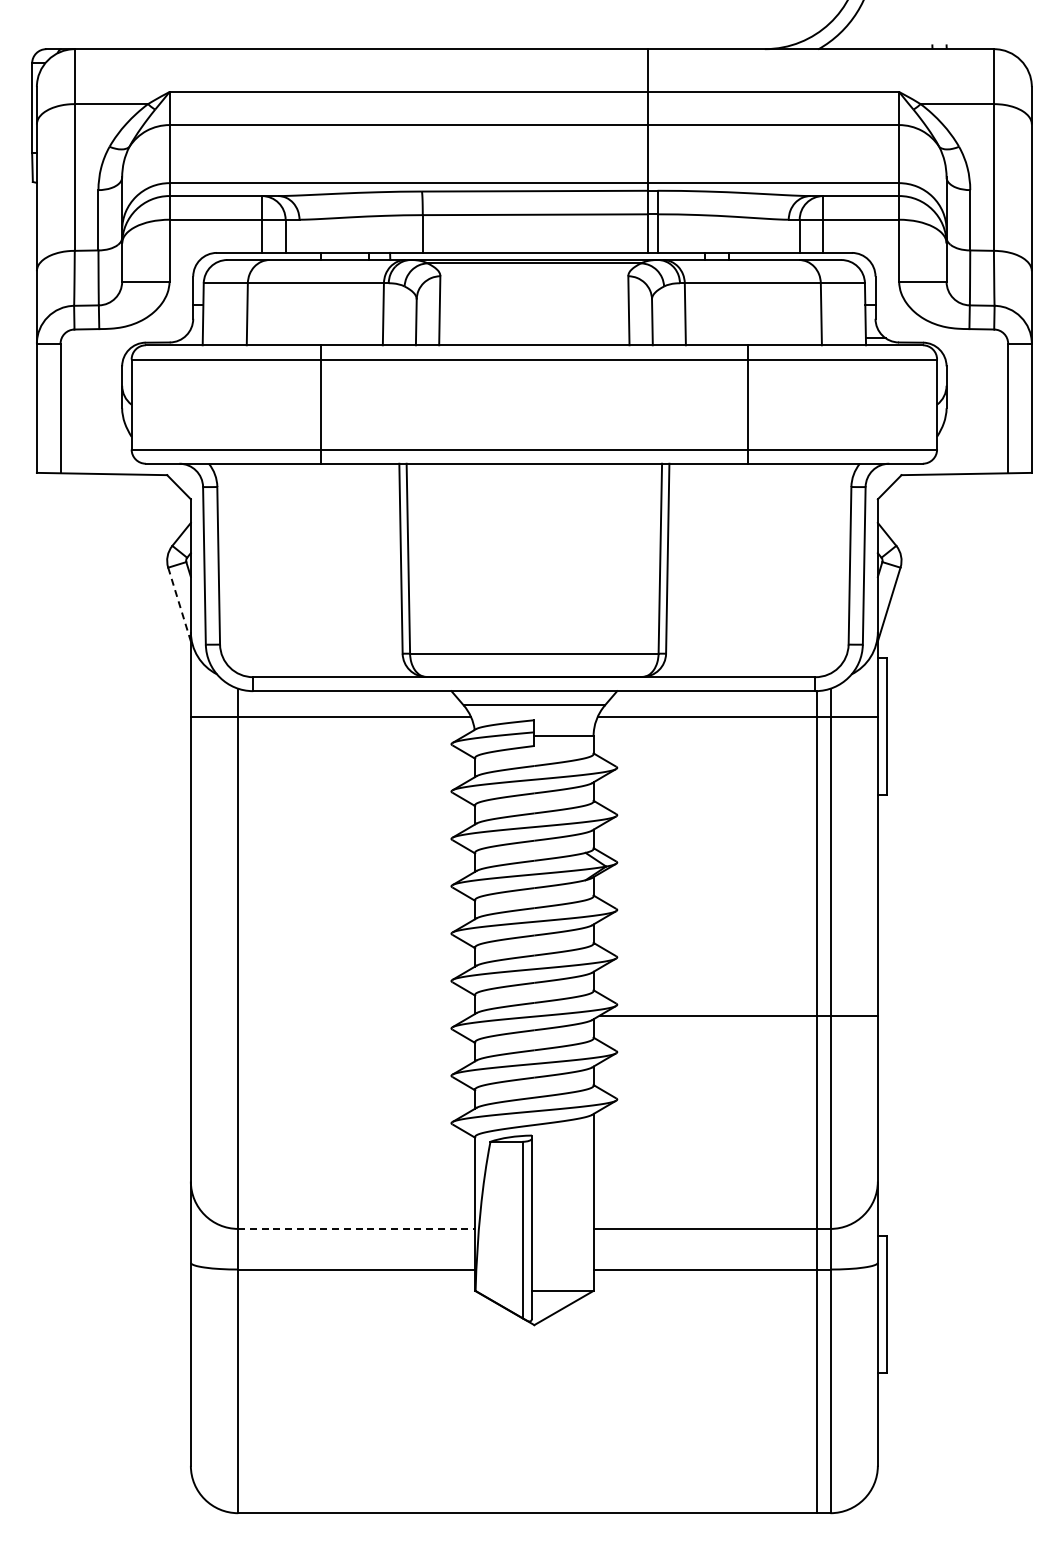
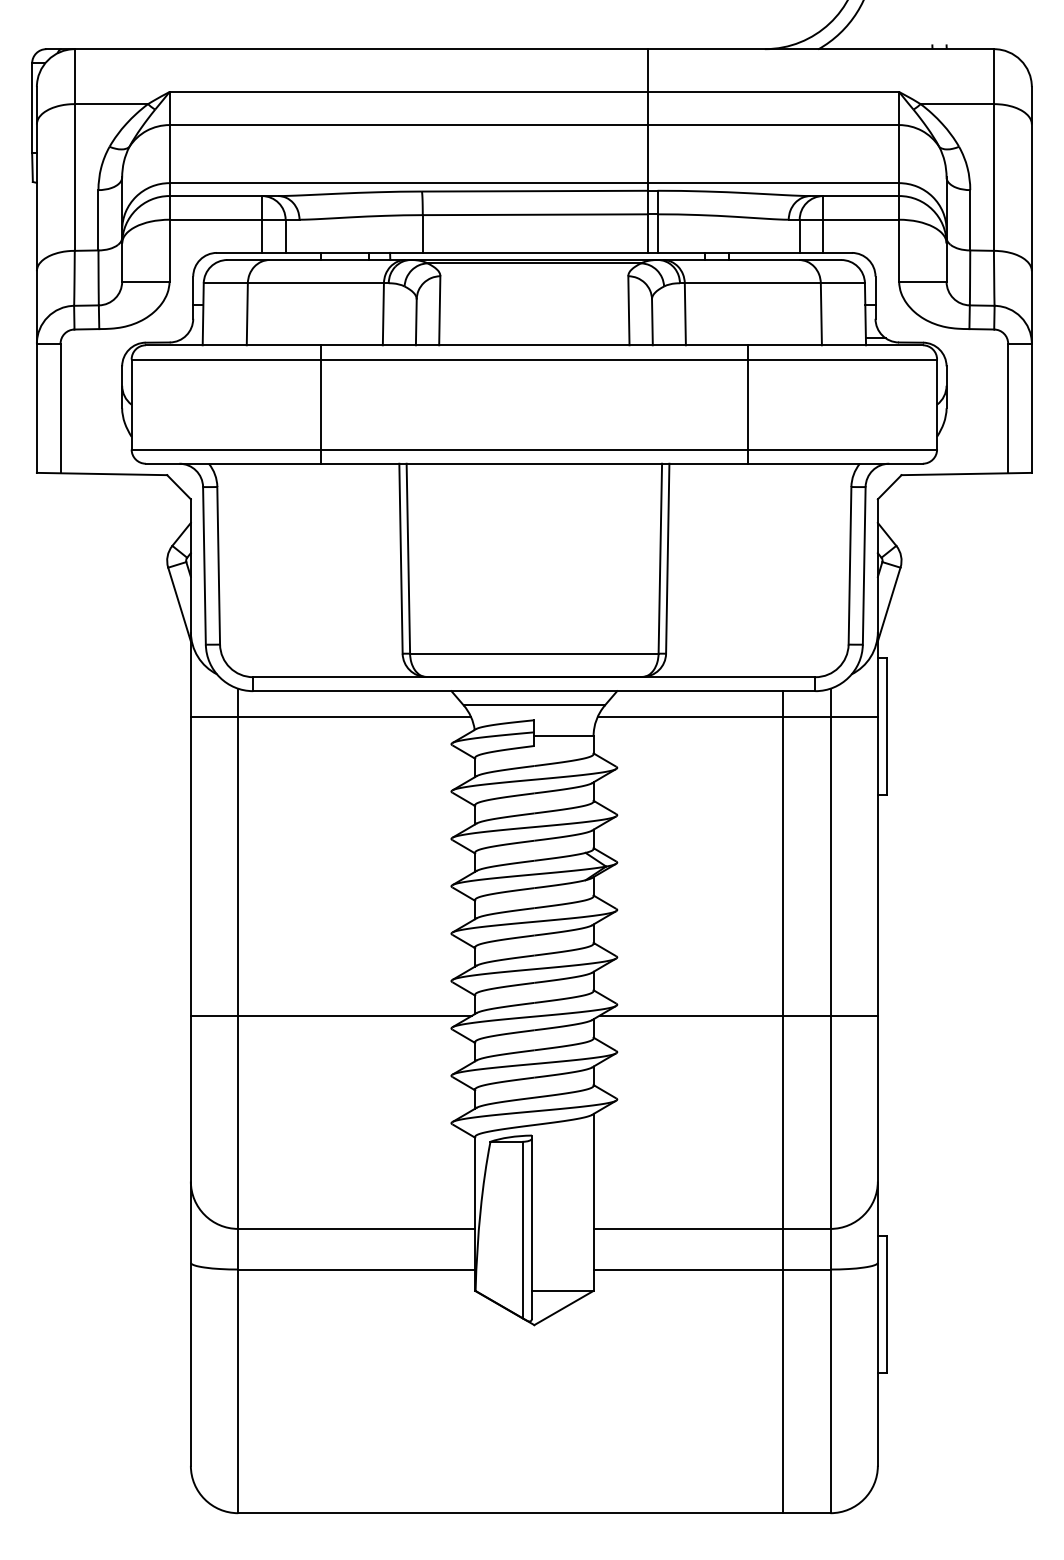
line: dashed -> solid (179, 604)
line: none -> present (331, 1015)
line position: (817, 1102) -> (783, 1102) (783, 1102)
line: dashed -> solid (357, 1228)
